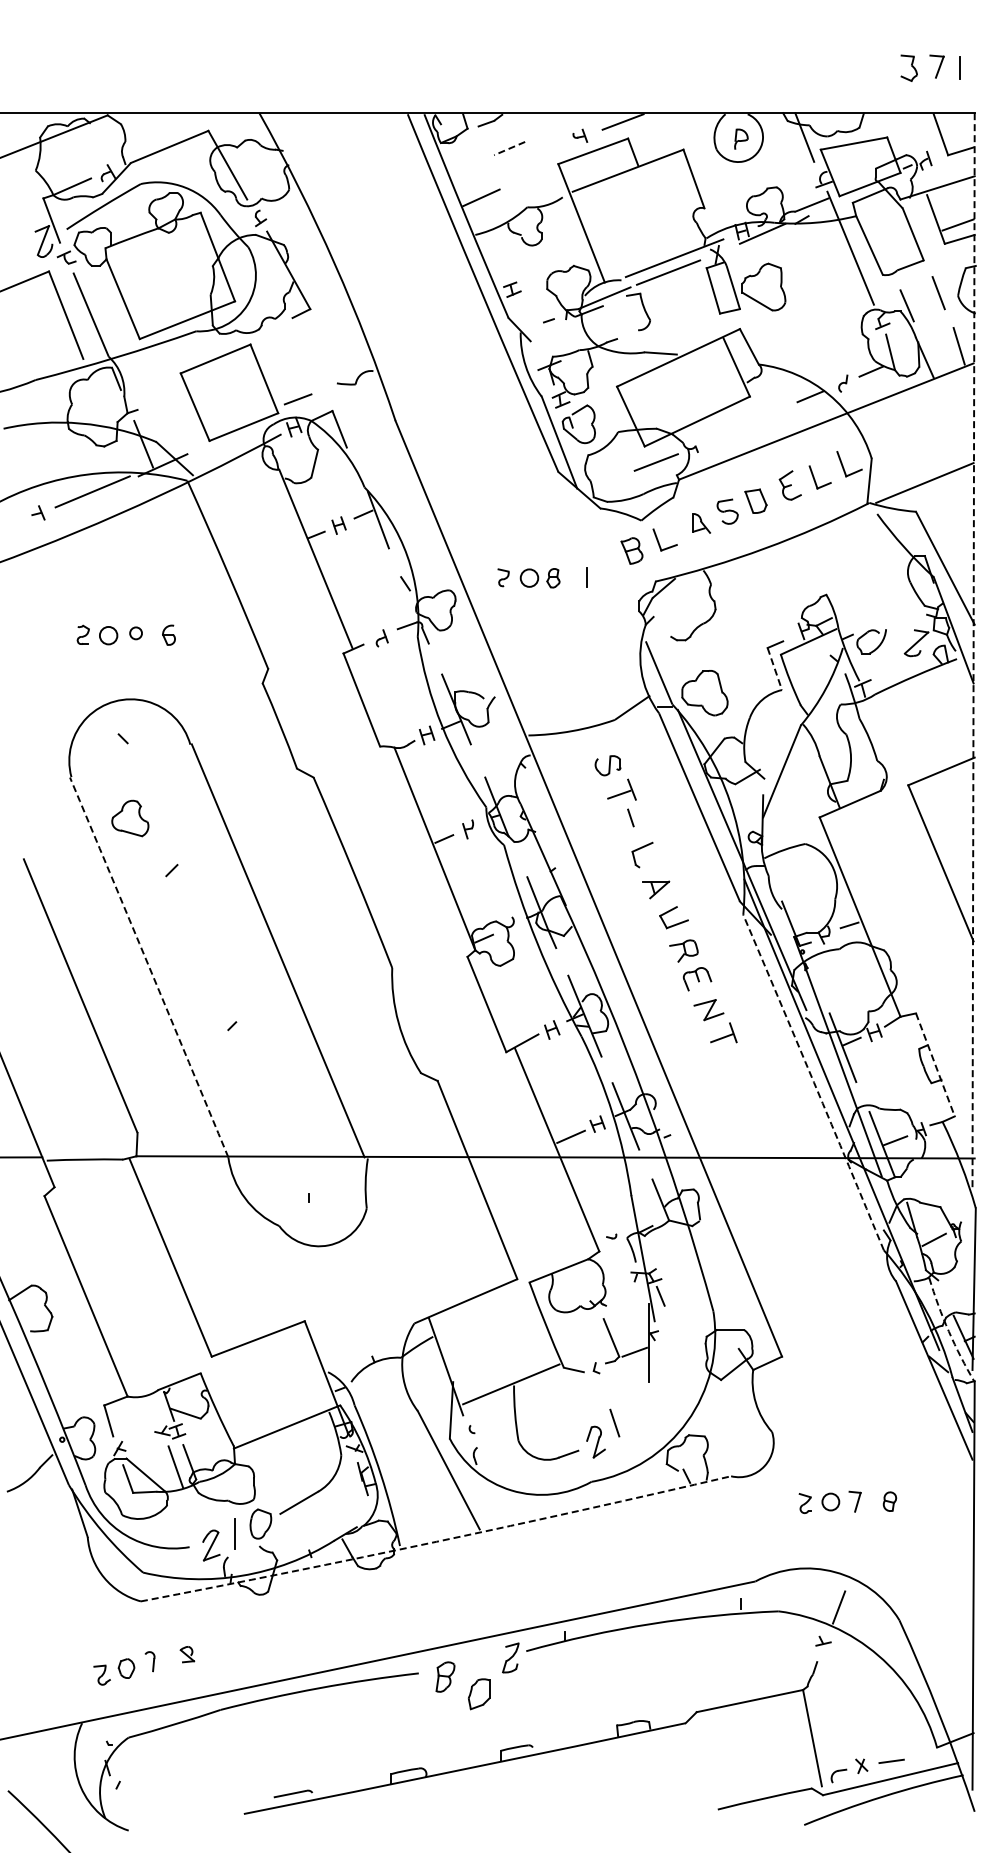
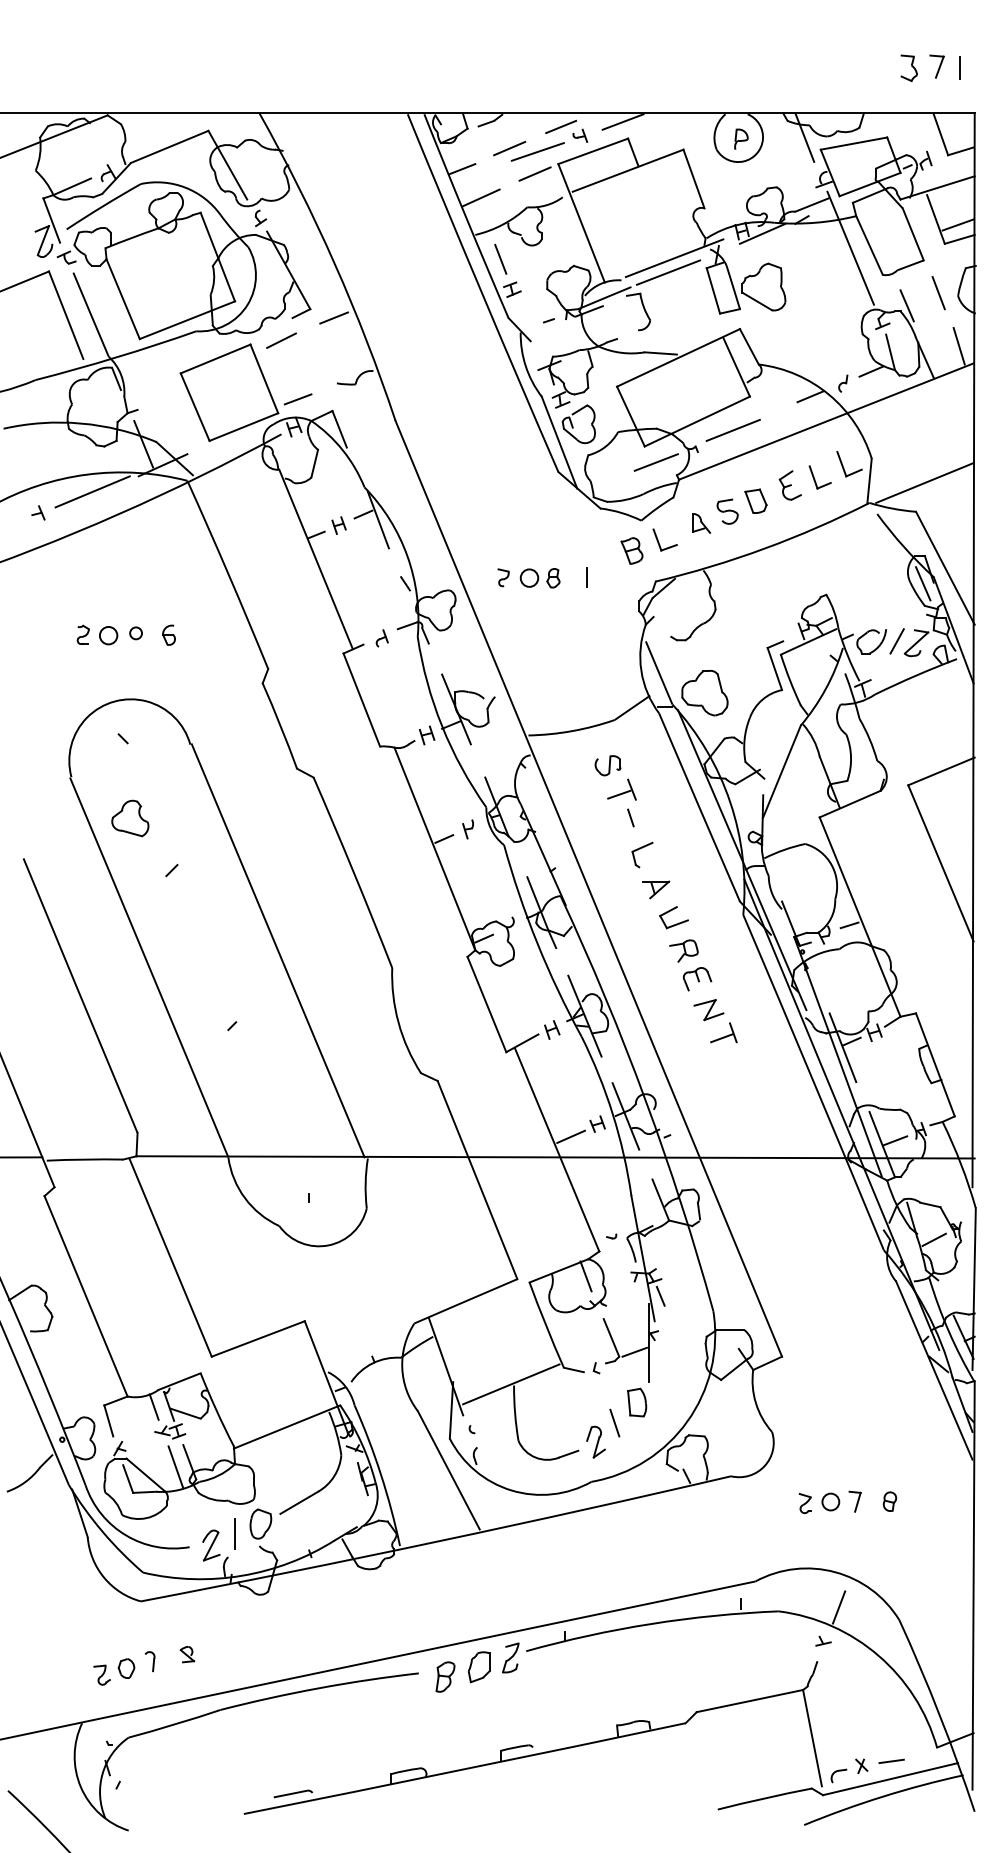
line: none -> present (561, 126)
line: dashed -> solid (509, 148)
line: none -> present (537, 151)
line: none -> present (462, 169)
line: none -> present (534, 173)
line: none -> present (500, 258)
line: none -> present (333, 317)
line: none -> present (281, 340)
line: none -> present (732, 429)
line: none -> present (923, 583)
line: none -> present (896, 641)
line: dashed -> solid (973, 650)
line: dashed -> solid (775, 669)
arc: dashed -> solid (149, 967)
line: dashed -> solid (935, 1065)
arc: dashed -> solid (813, 1082)
line: none -> present (585, 1276)
arc: dashed -> solid (948, 1331)
part: none -> present (637, 1402)
line: none -> present (153, 1406)
arc: dashed -> solid (436, 1541)
part position: (478, 1694) -> (478, 1667) (478, 1667)
